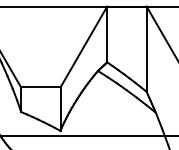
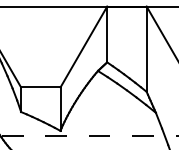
line: solid -> dashed (89, 135)
